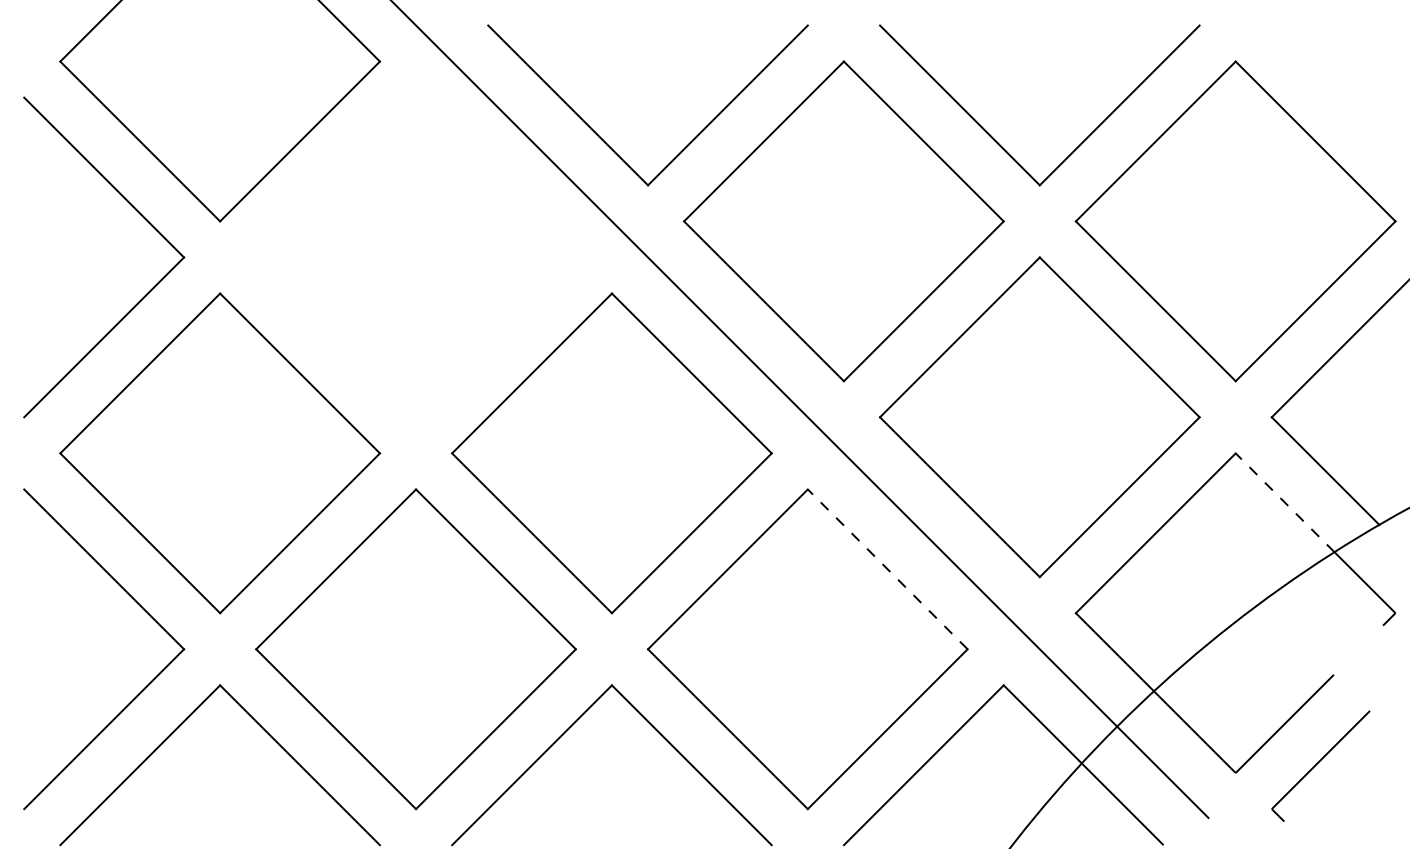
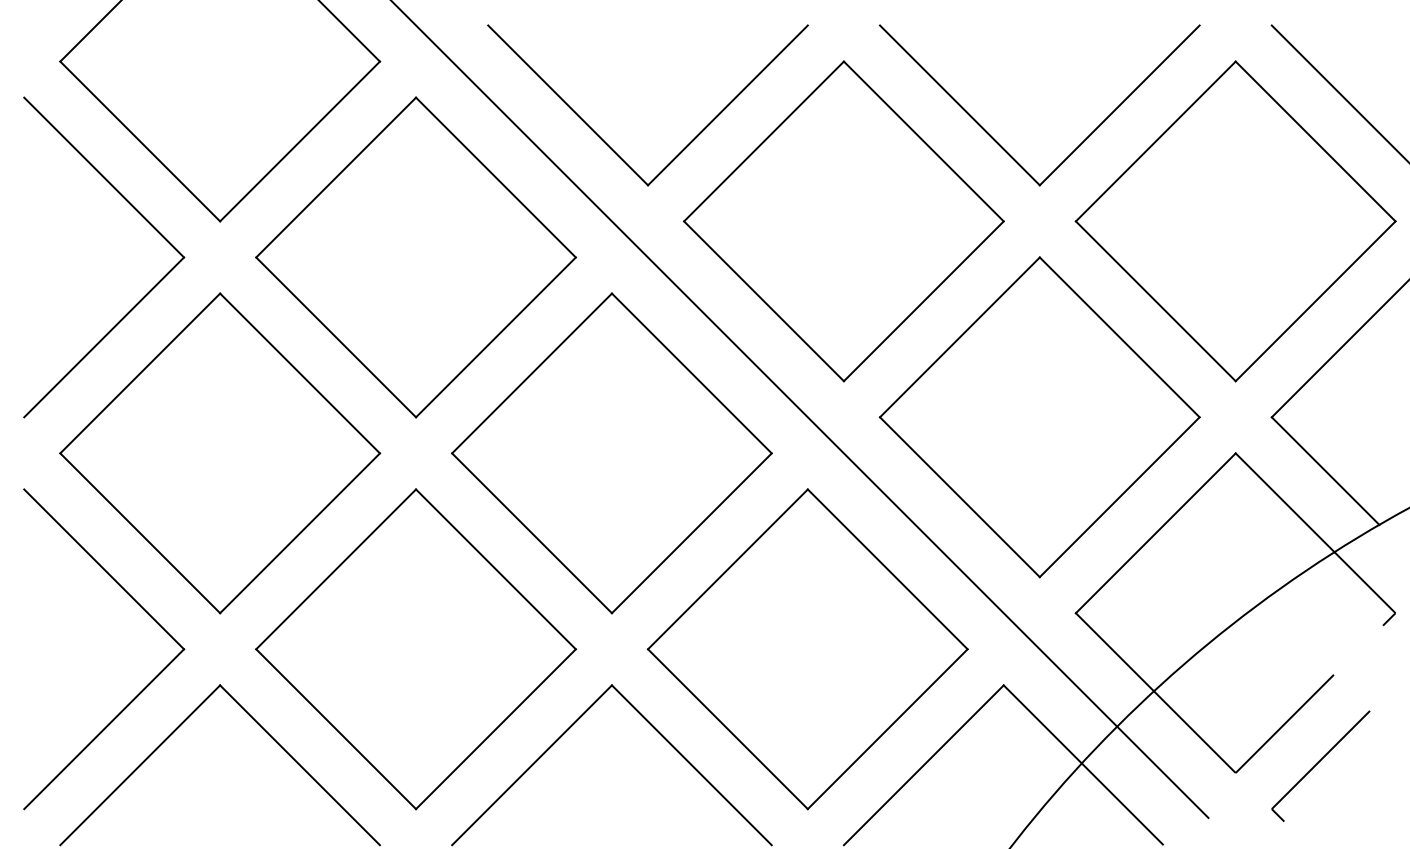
line: none -> present (1338, 92)
part: none -> present (415, 257)
line: dashed -> solid (1285, 502)
line: dashed -> solid (887, 569)
